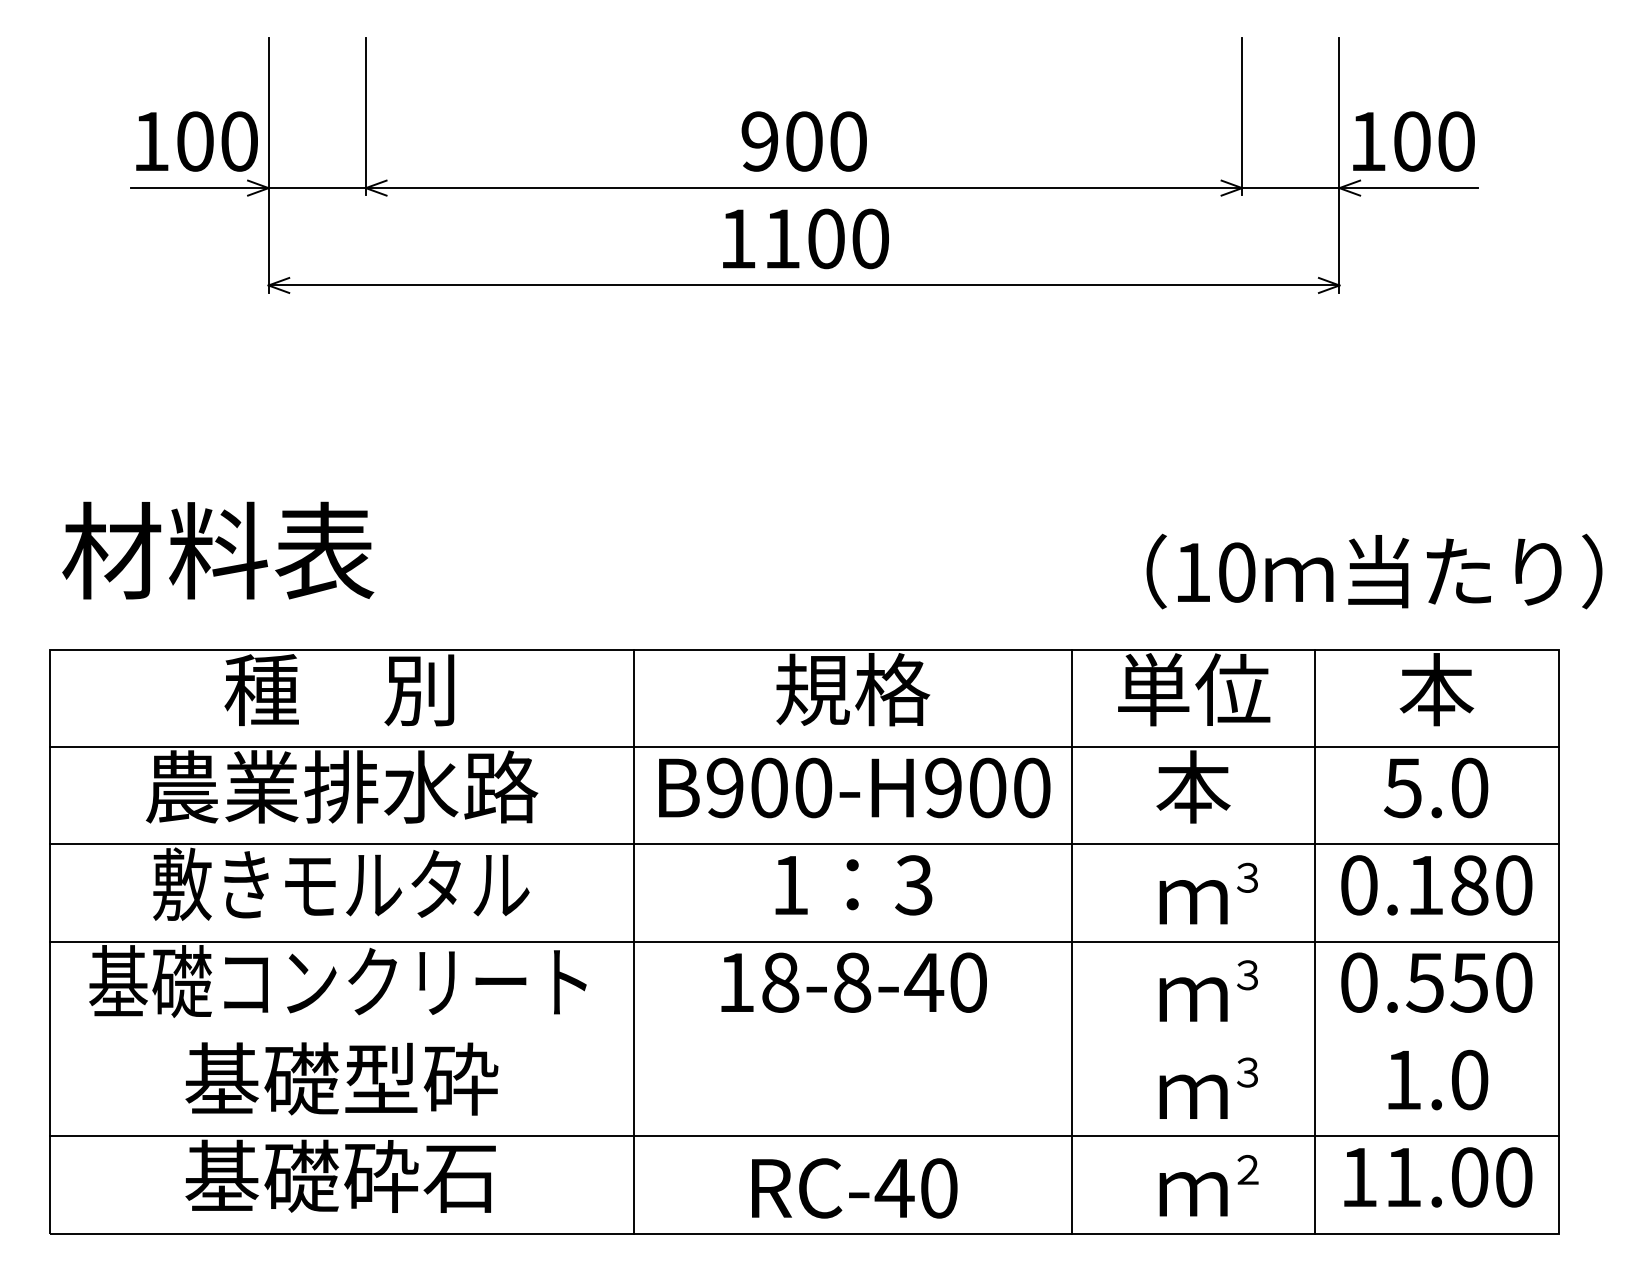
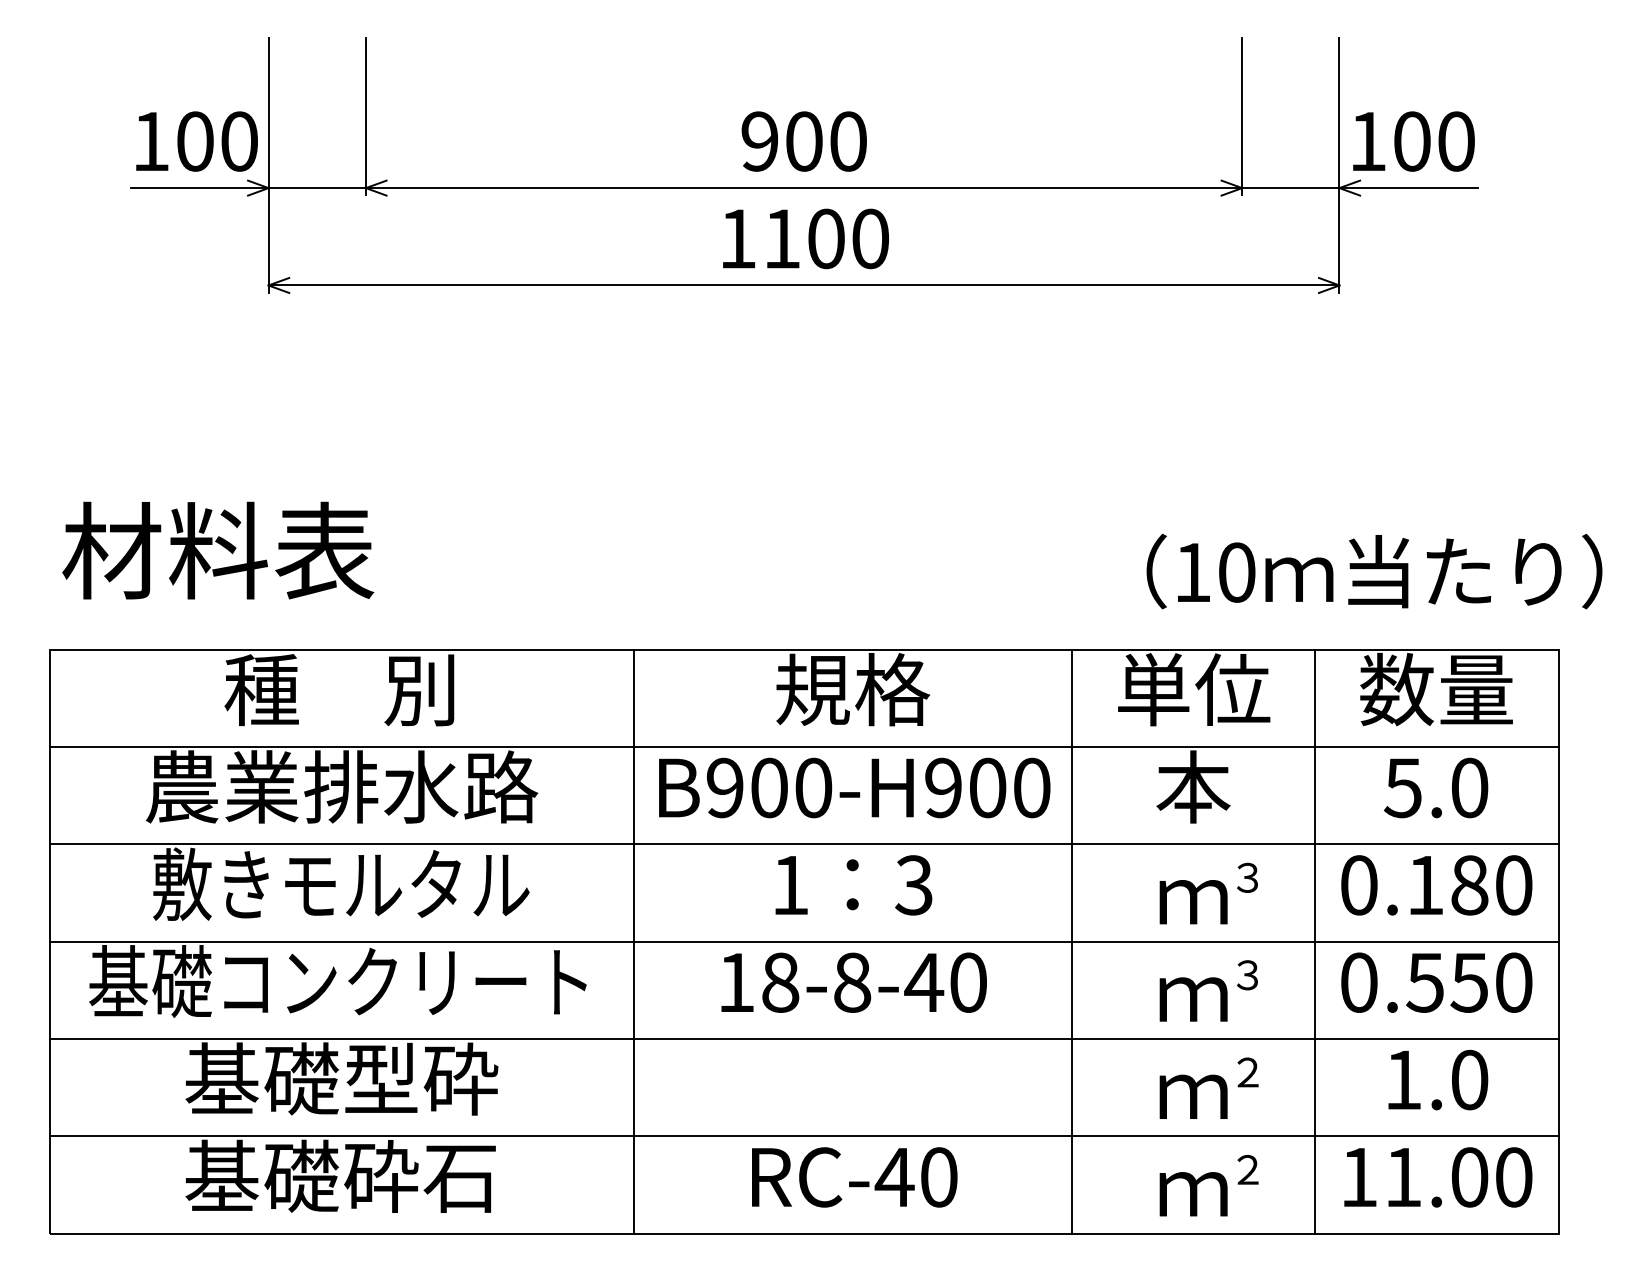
text: 本 -> 数量 (1436, 689)
line: none -> present (803, 1039)
text: ３ -> ２ (1247, 1072)
text position: (854, 1188) -> (854, 1177) (854, 1177)
